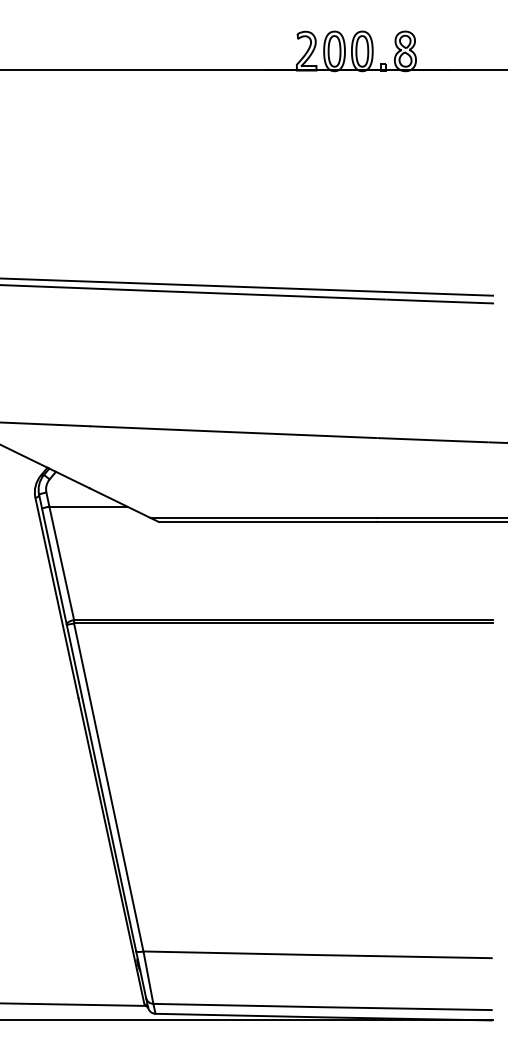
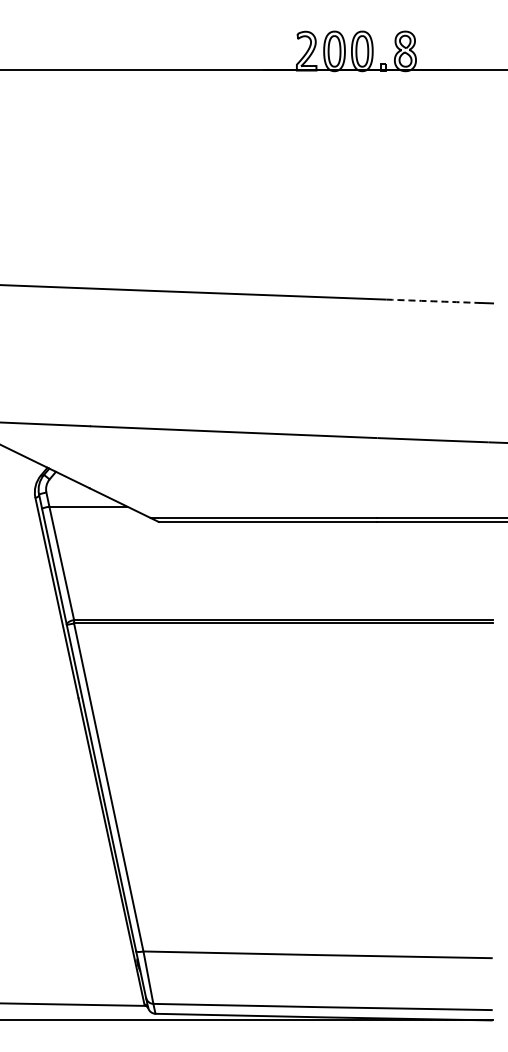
line: present -> none (247, 286)
arc: solid -> dashed (433, 301)
